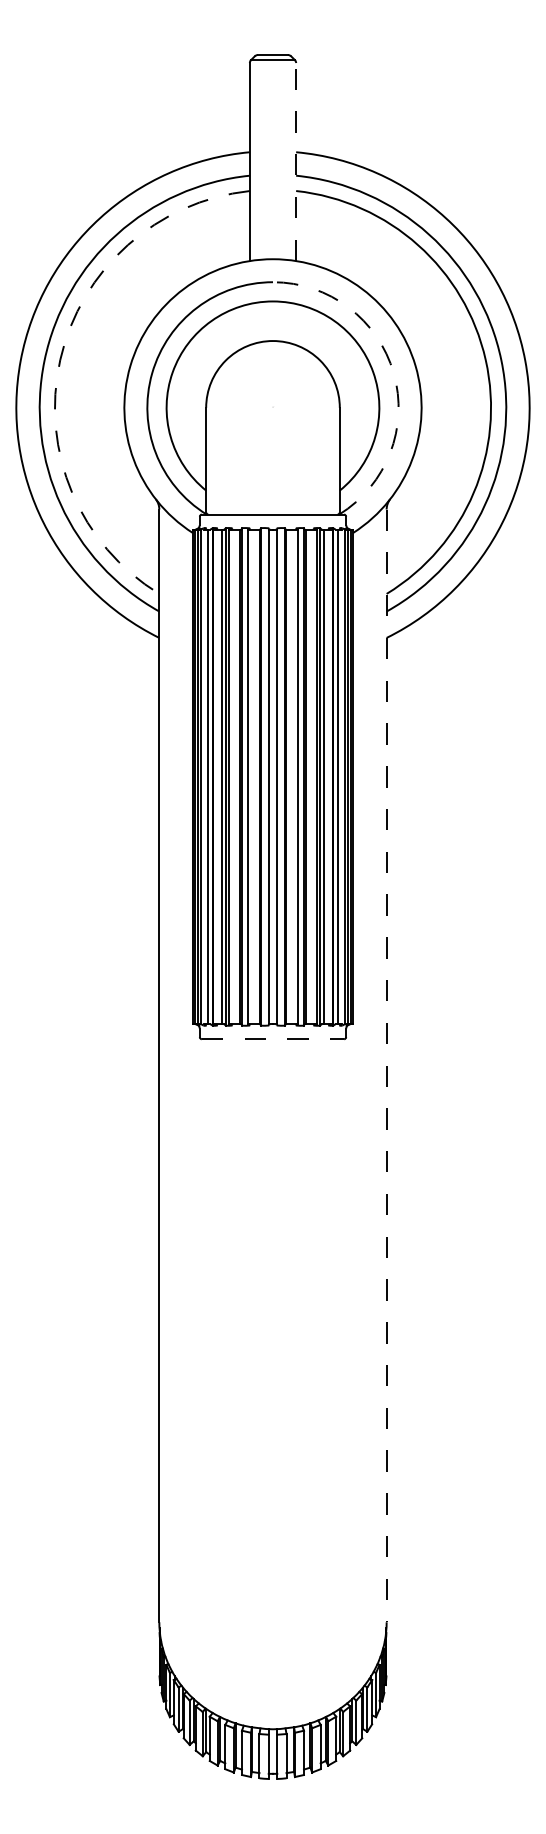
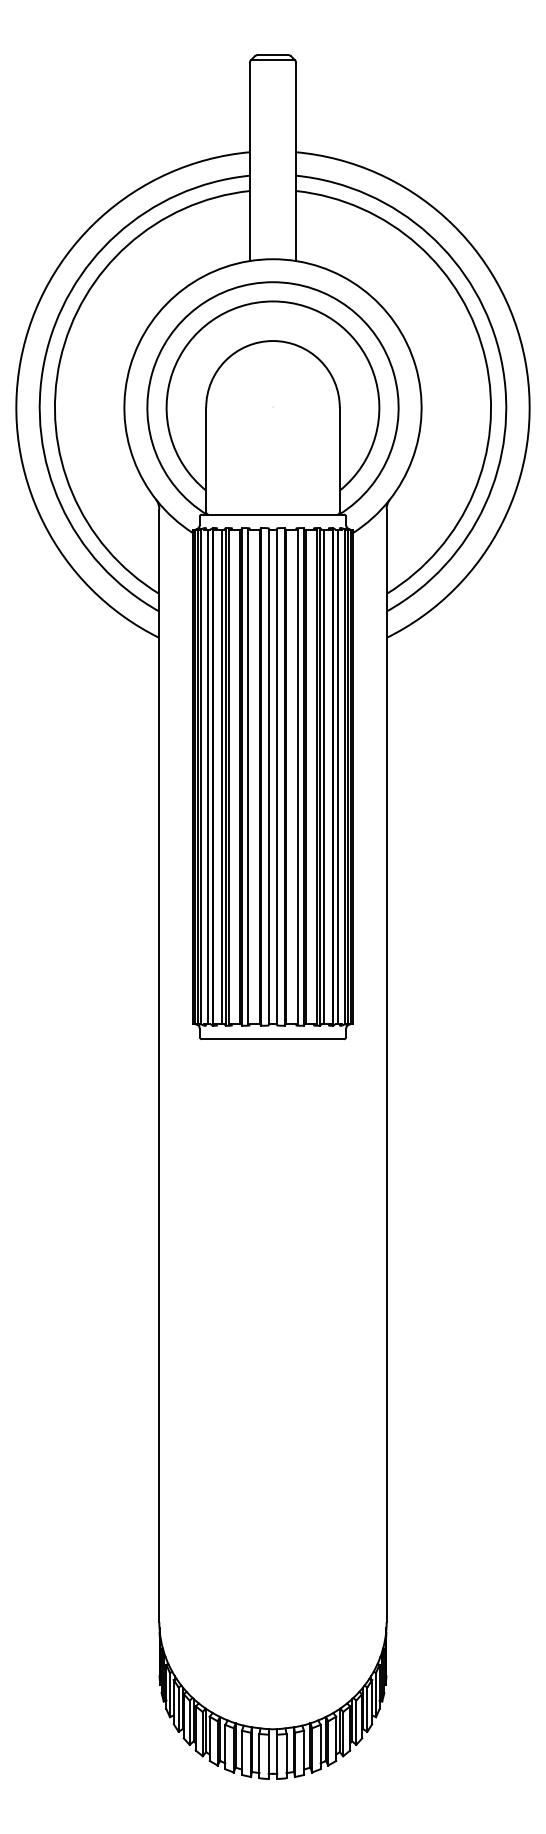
line: dashed -> solid (296, 162)
arc: dashed -> solid (60, 360)
arc: dashed -> solid (393, 373)
line: dashed -> solid (273, 1039)
line: dashed -> solid (386, 1066)
